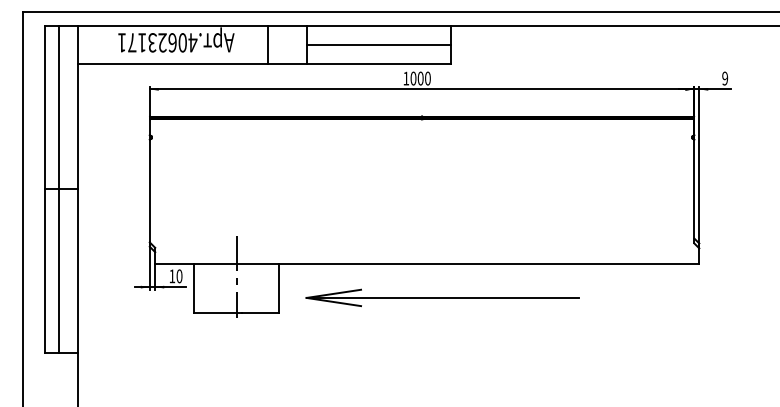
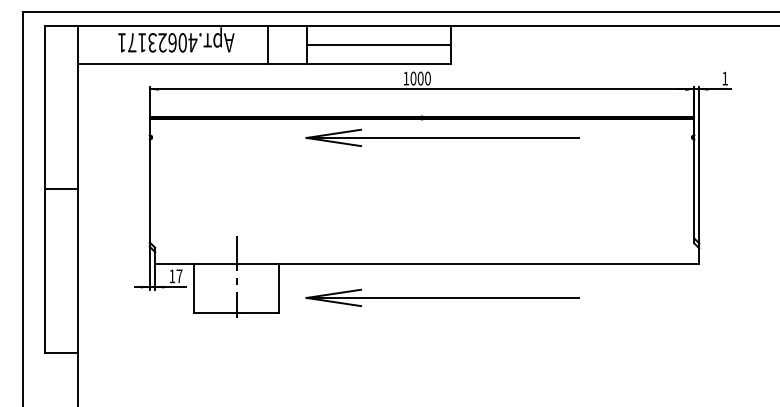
text: 9 -> 1 (725, 78)
part: none -> present (442, 137)
line: present -> none (58, 188)
text: 10 -> 17 (179, 276)
